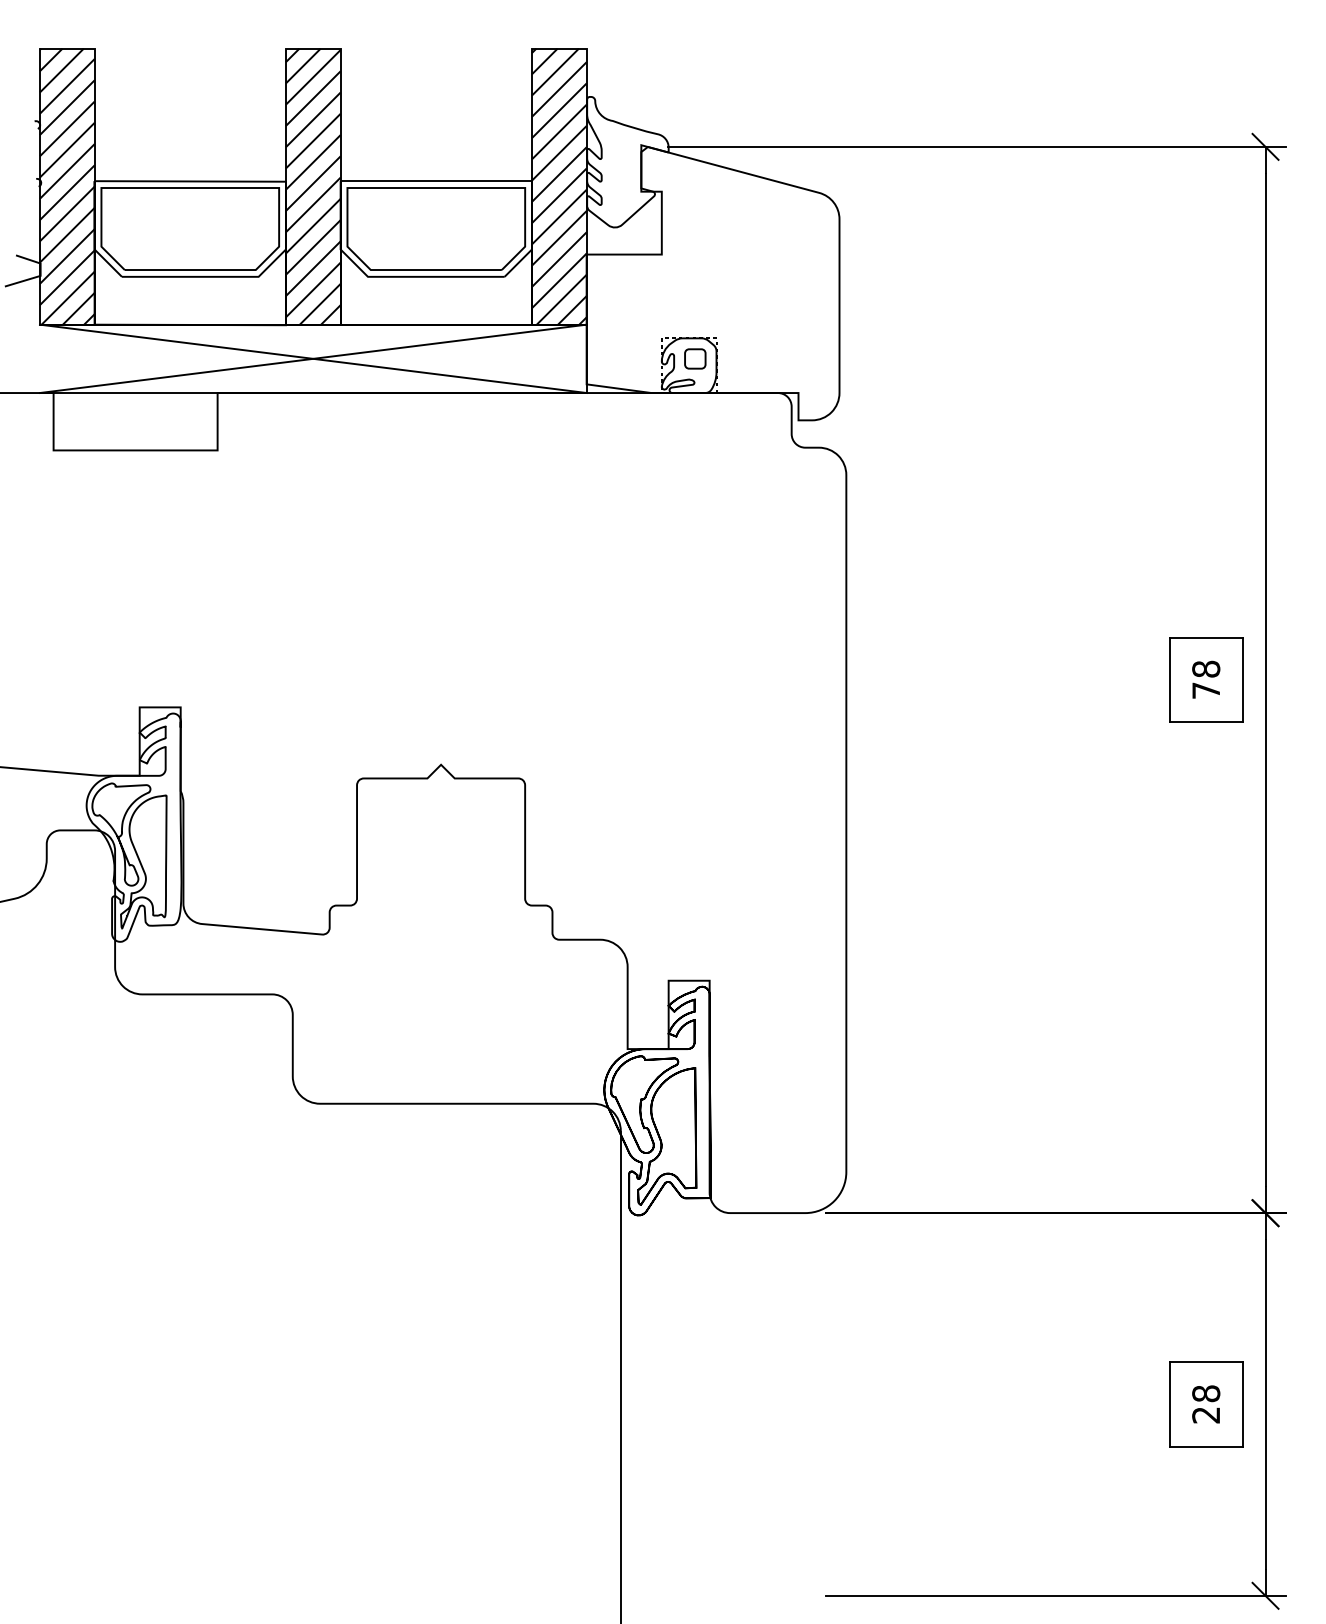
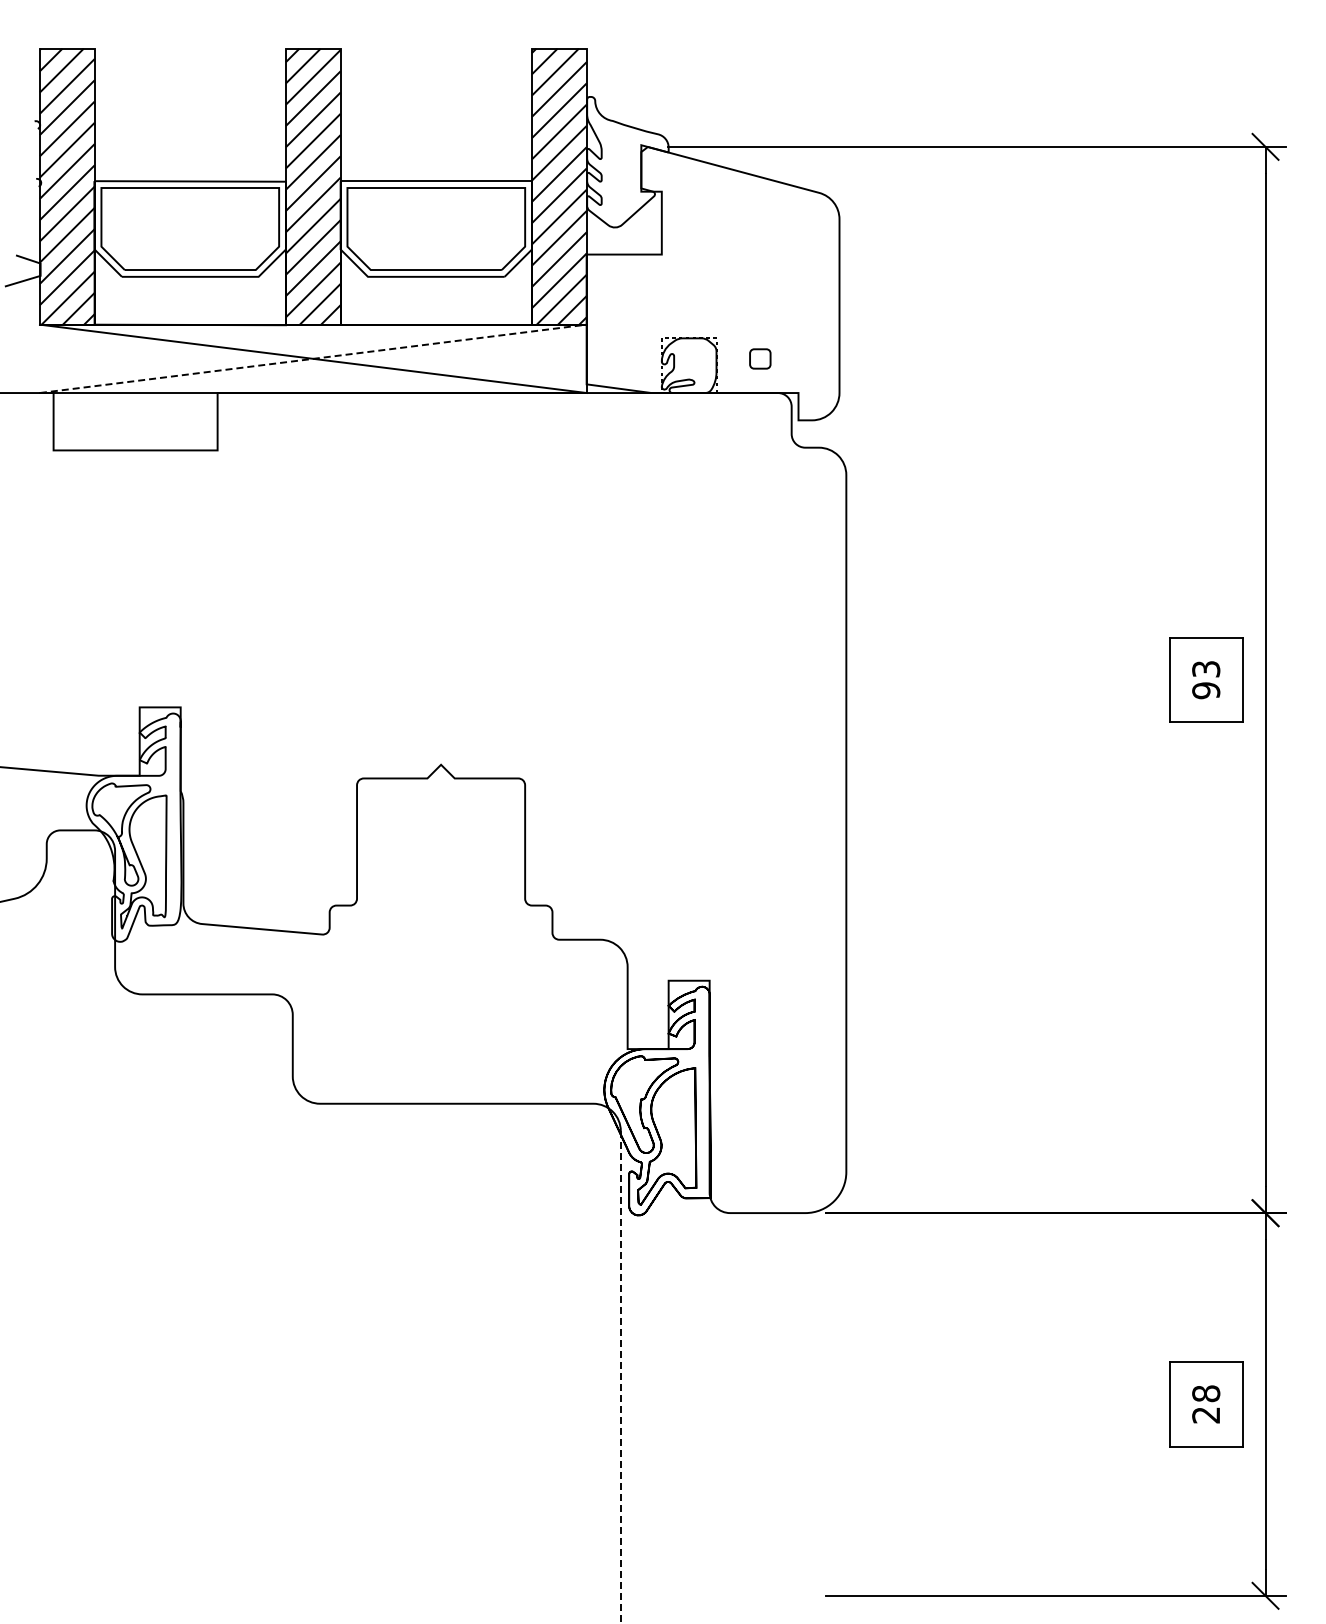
line: solid -> dashed (313, 358)
part position: (695, 358) -> (760, 358) (760, 358)
text: 78 -> 93 (1206, 679)
line: solid -> dashed (620, 1377)
